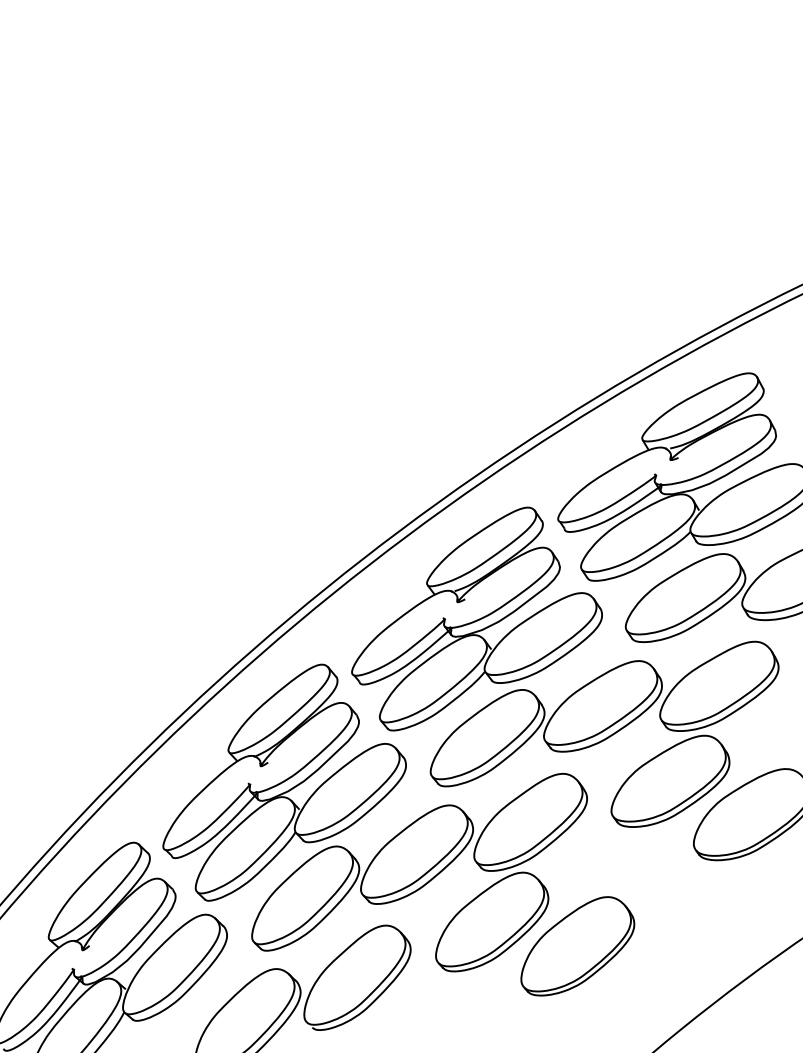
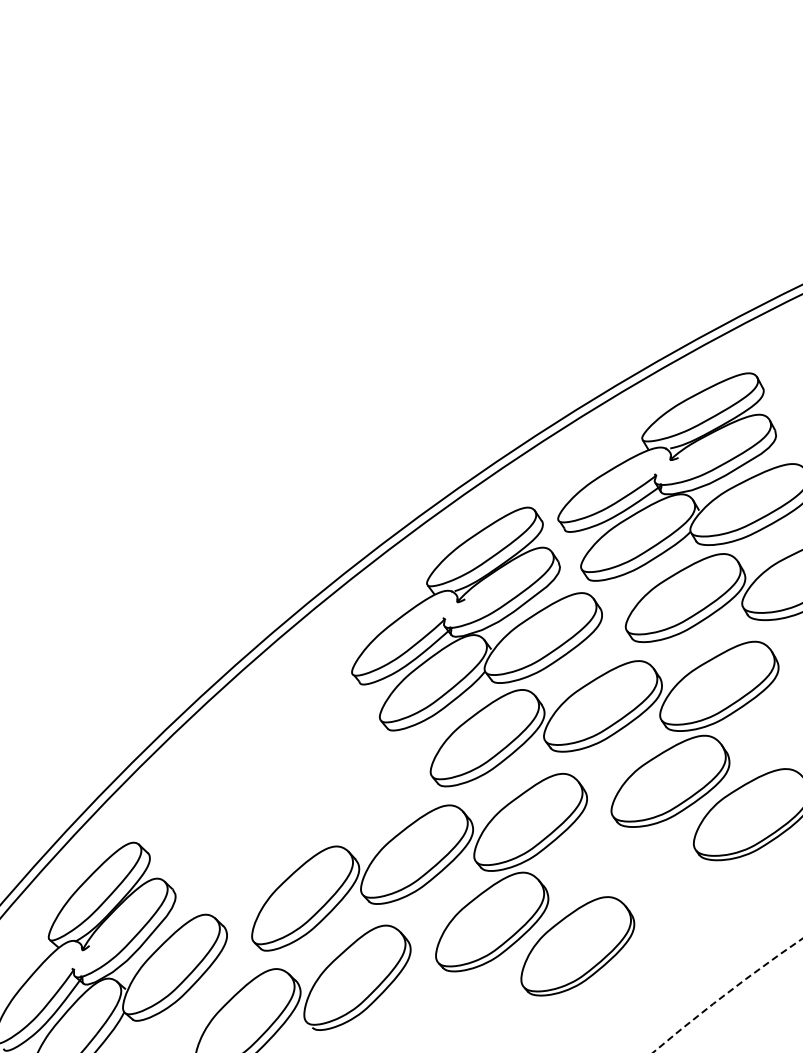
part: present -> none (284, 782)
arc: solid -> dashed (726, 994)
